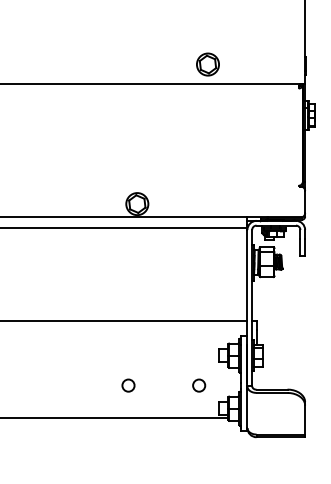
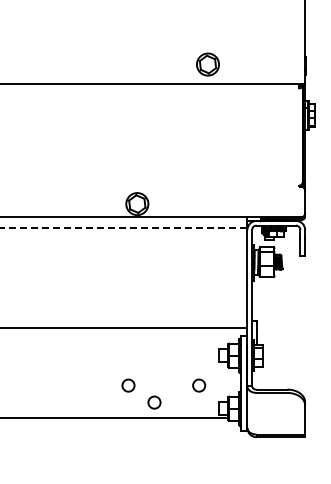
line: solid -> dashed (123, 228)
line position: (124, 321) -> (124, 328) (124, 328)
circle: none -> present (154, 402)
